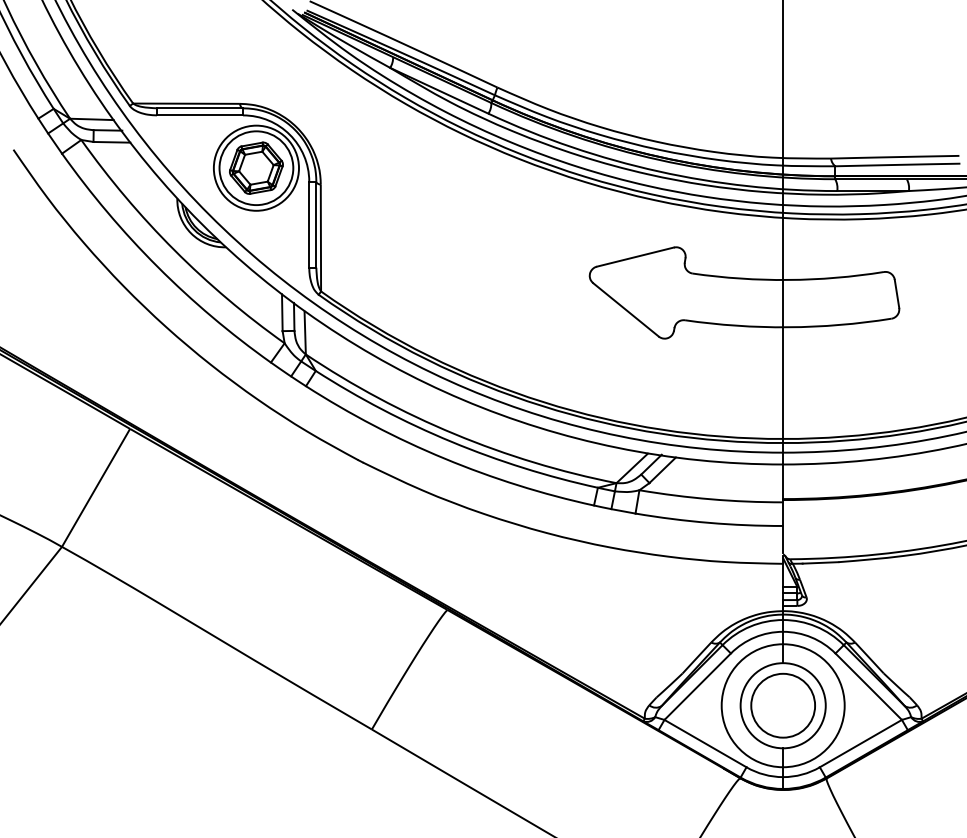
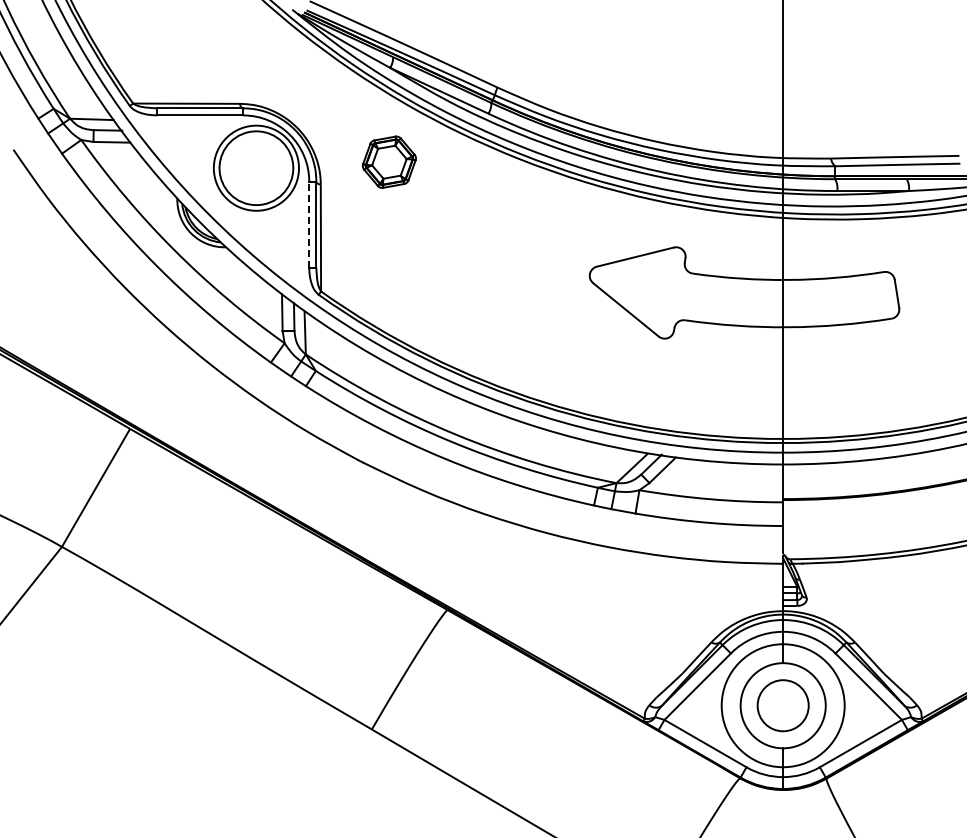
part position: (256, 167) -> (389, 161) (389, 161)
line: solid -> dashed (309, 224)
circle diameter: 64 px -> 51 px (782, 705)
